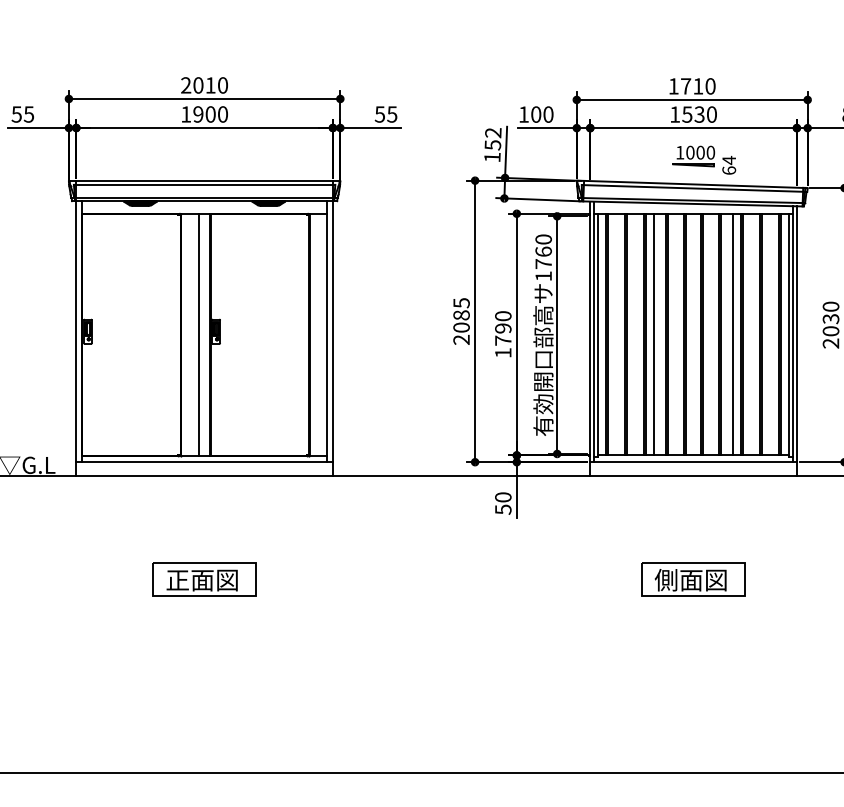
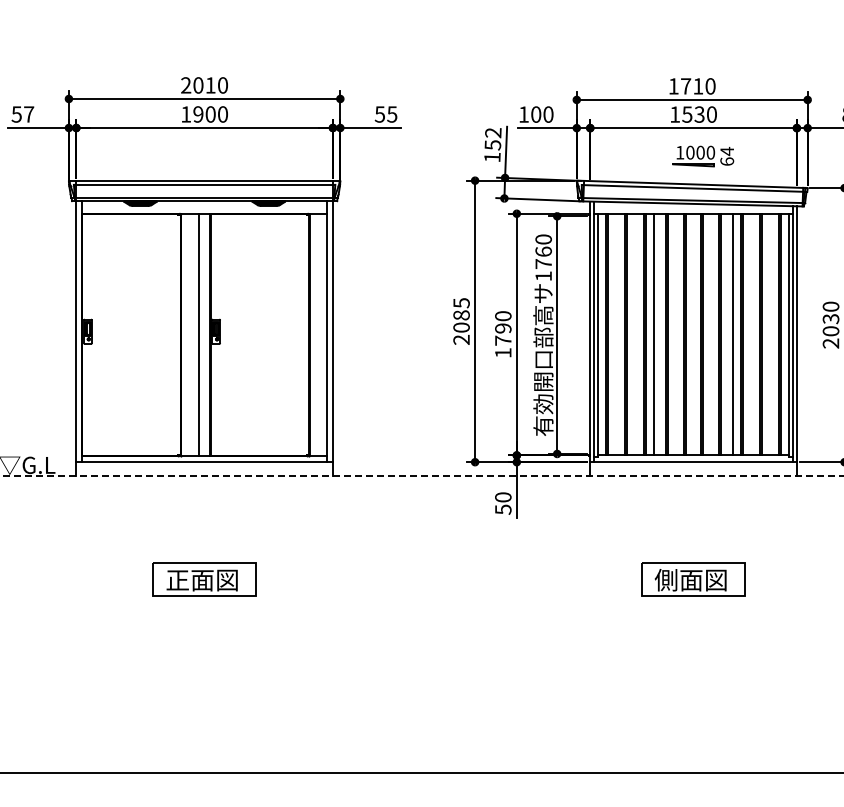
text: 55 -> 57 (28, 114)
text position: (729, 165) -> (727, 156) (727, 156)
line: solid -> dashed (422, 475)
